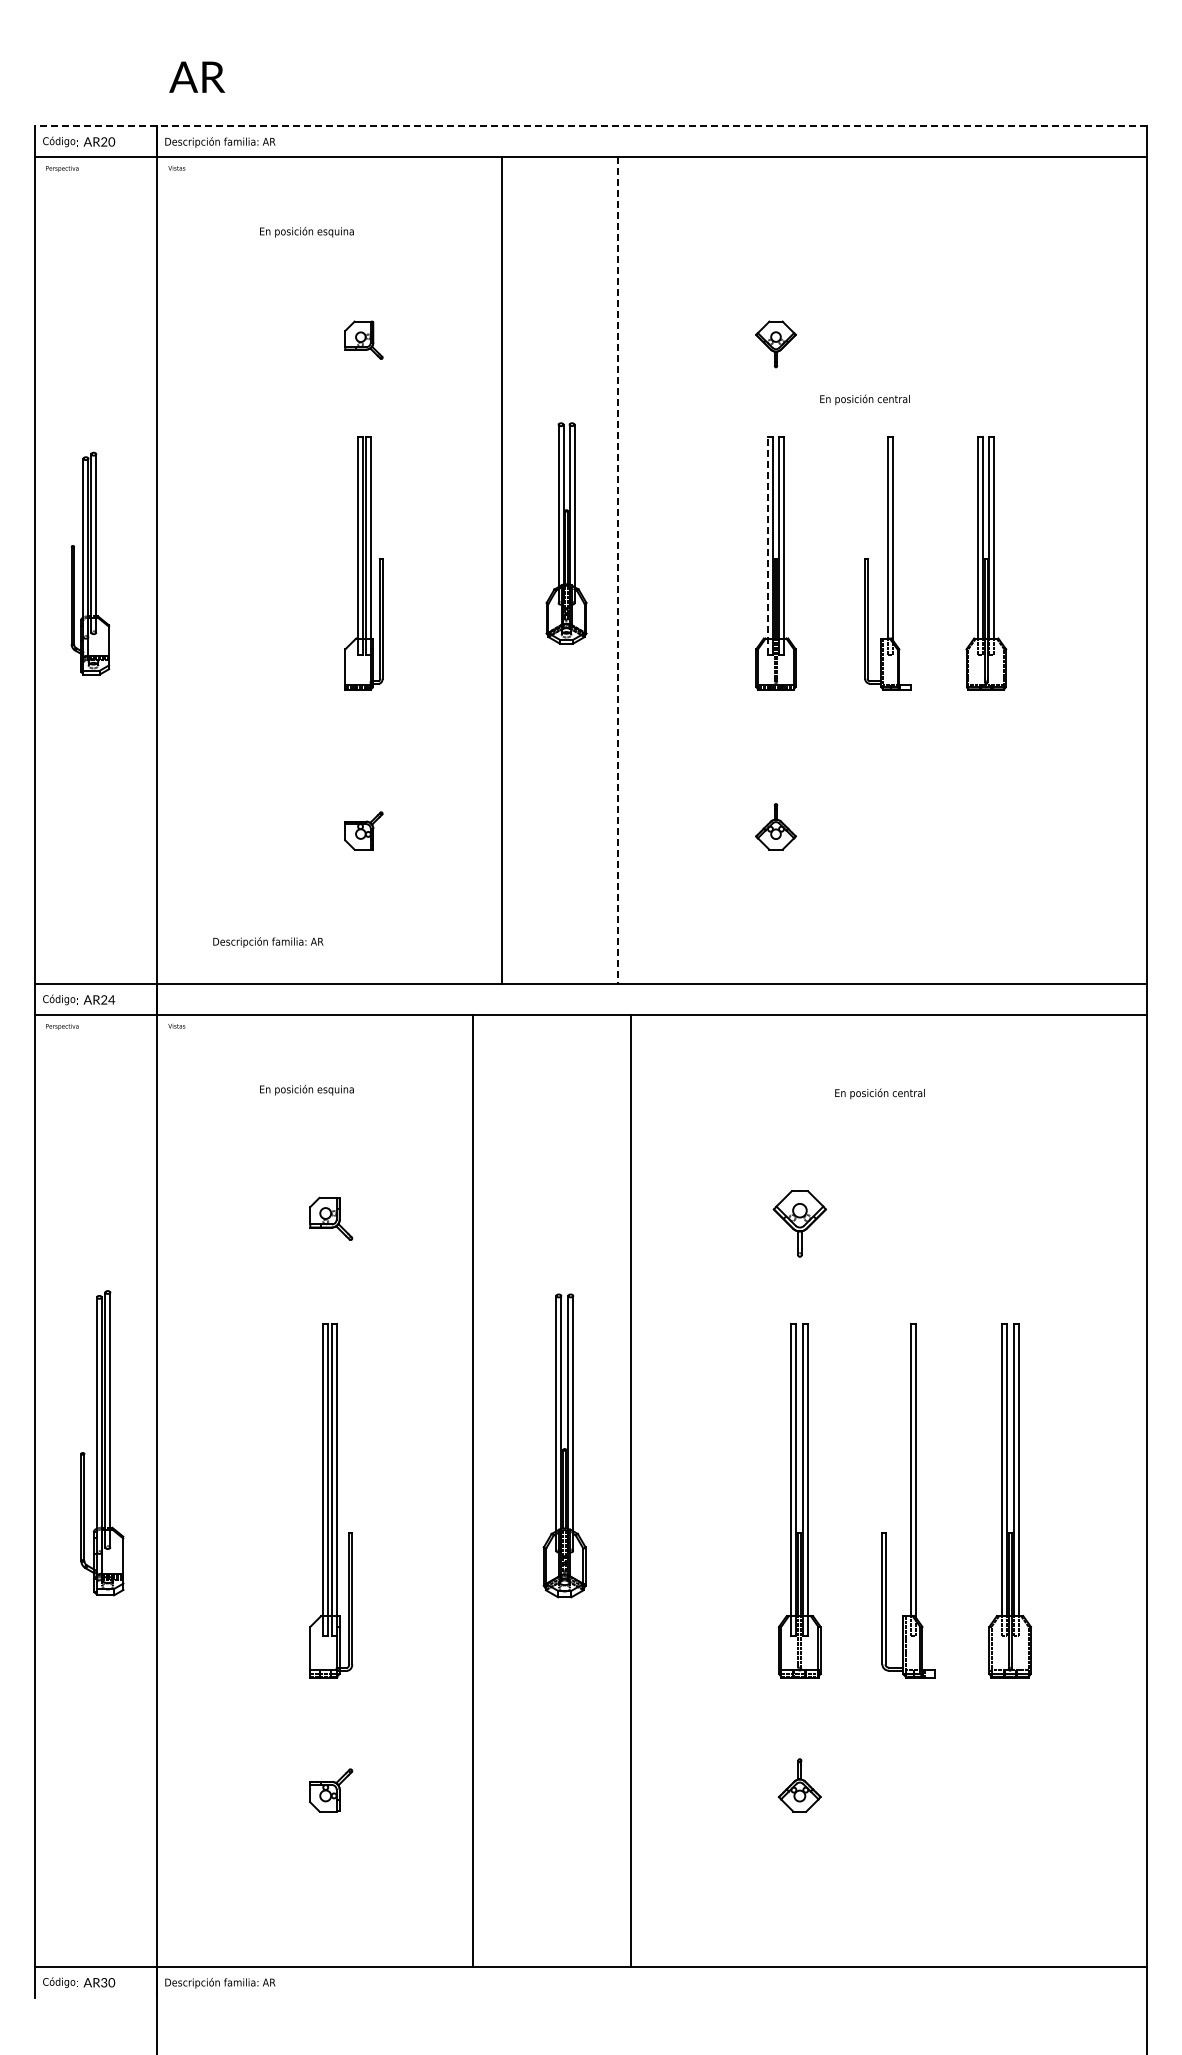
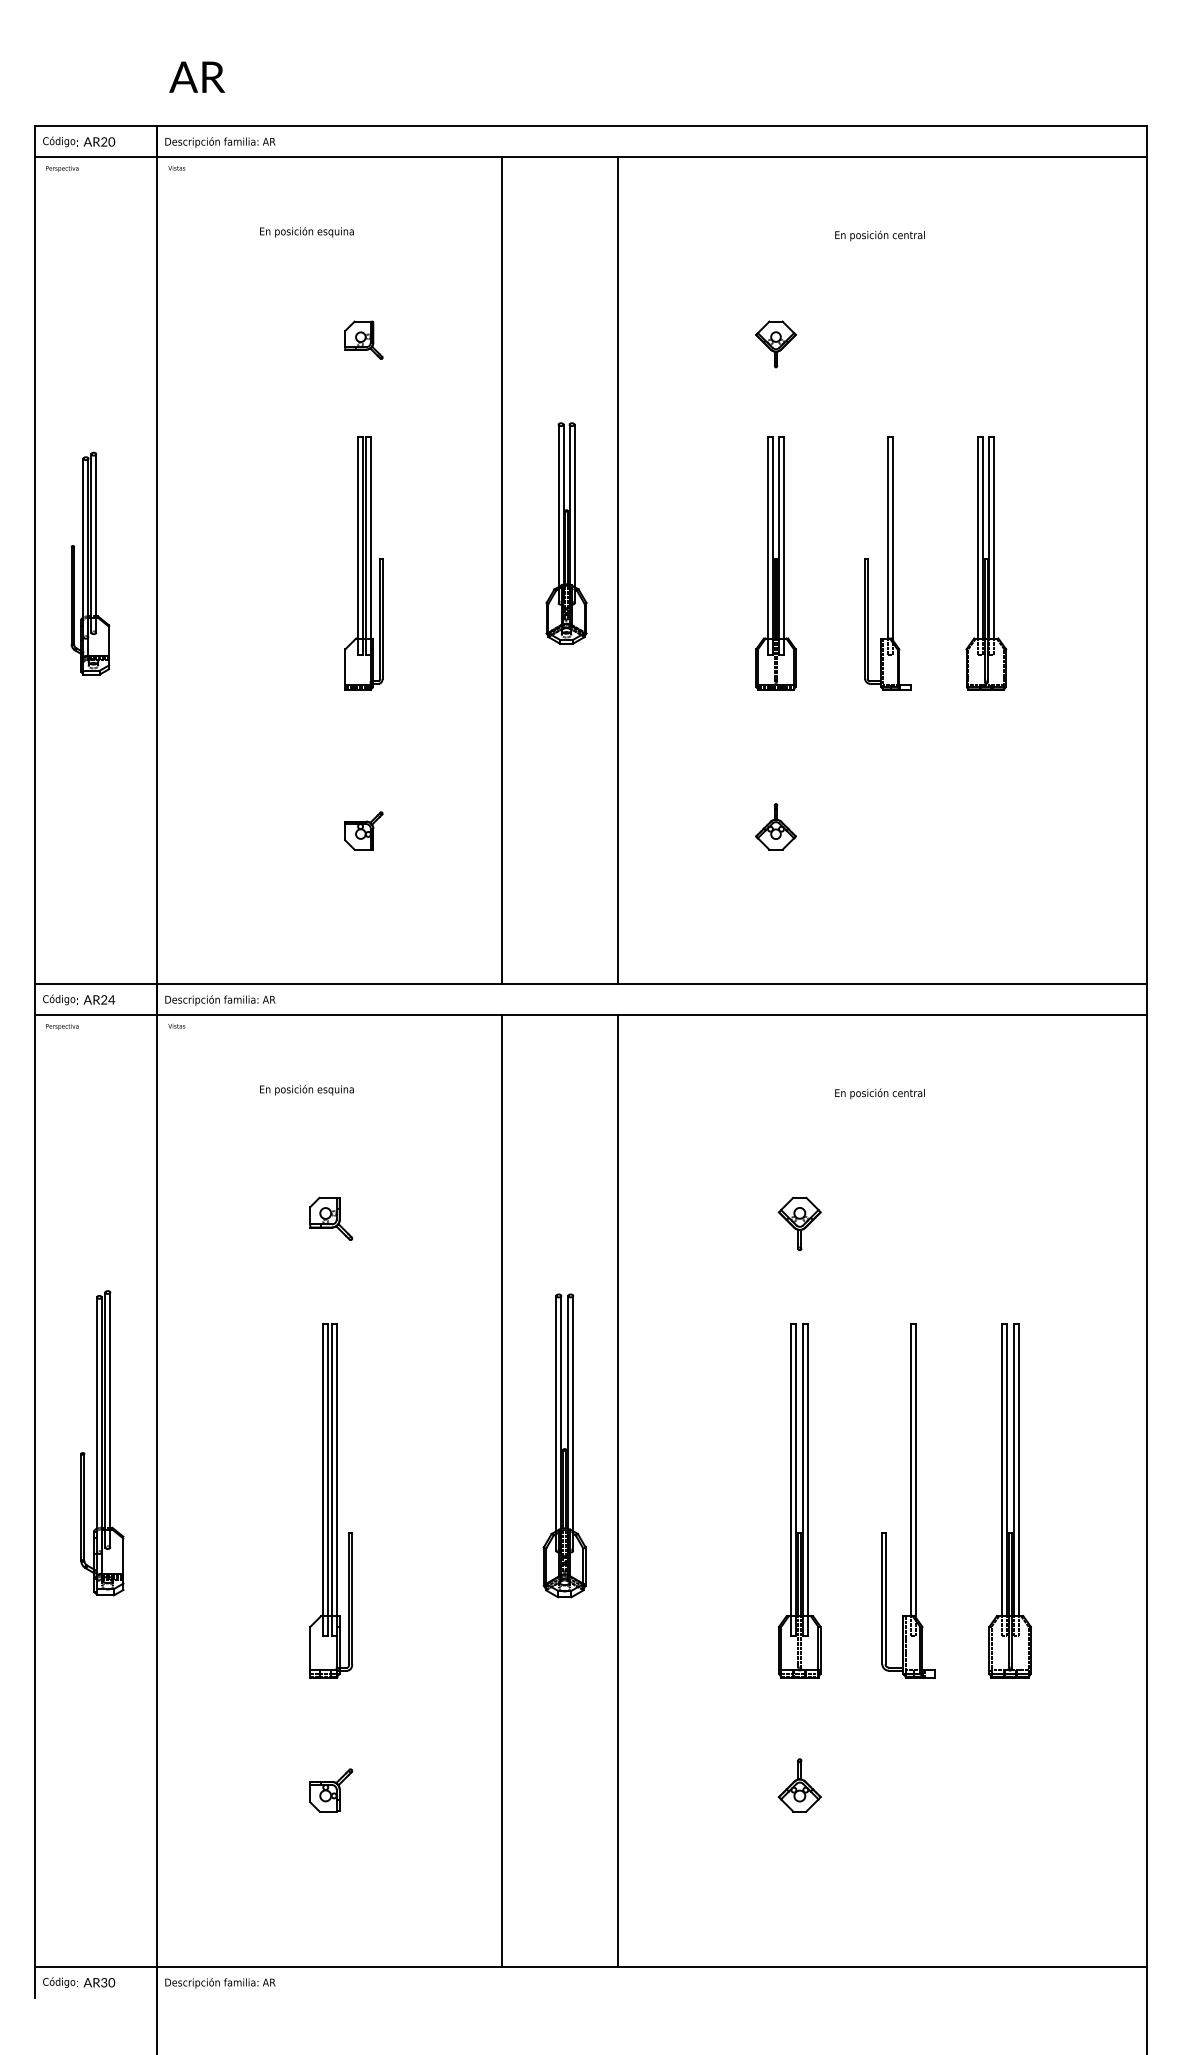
line: dashed -> solid (591, 125)
text position: (864, 399) -> (879, 235) (879, 235)
line: dashed -> solid (768, 545)
line: dashed -> solid (617, 570)
text position: (268, 942) -> (220, 1000) (220, 1000)
part size: 56x68 px -> 45x56 px (799, 1223)
line position: (472, 1490) -> (501, 1490) (501, 1490)
line position: (630, 1490) -> (617, 1490) (617, 1490)
